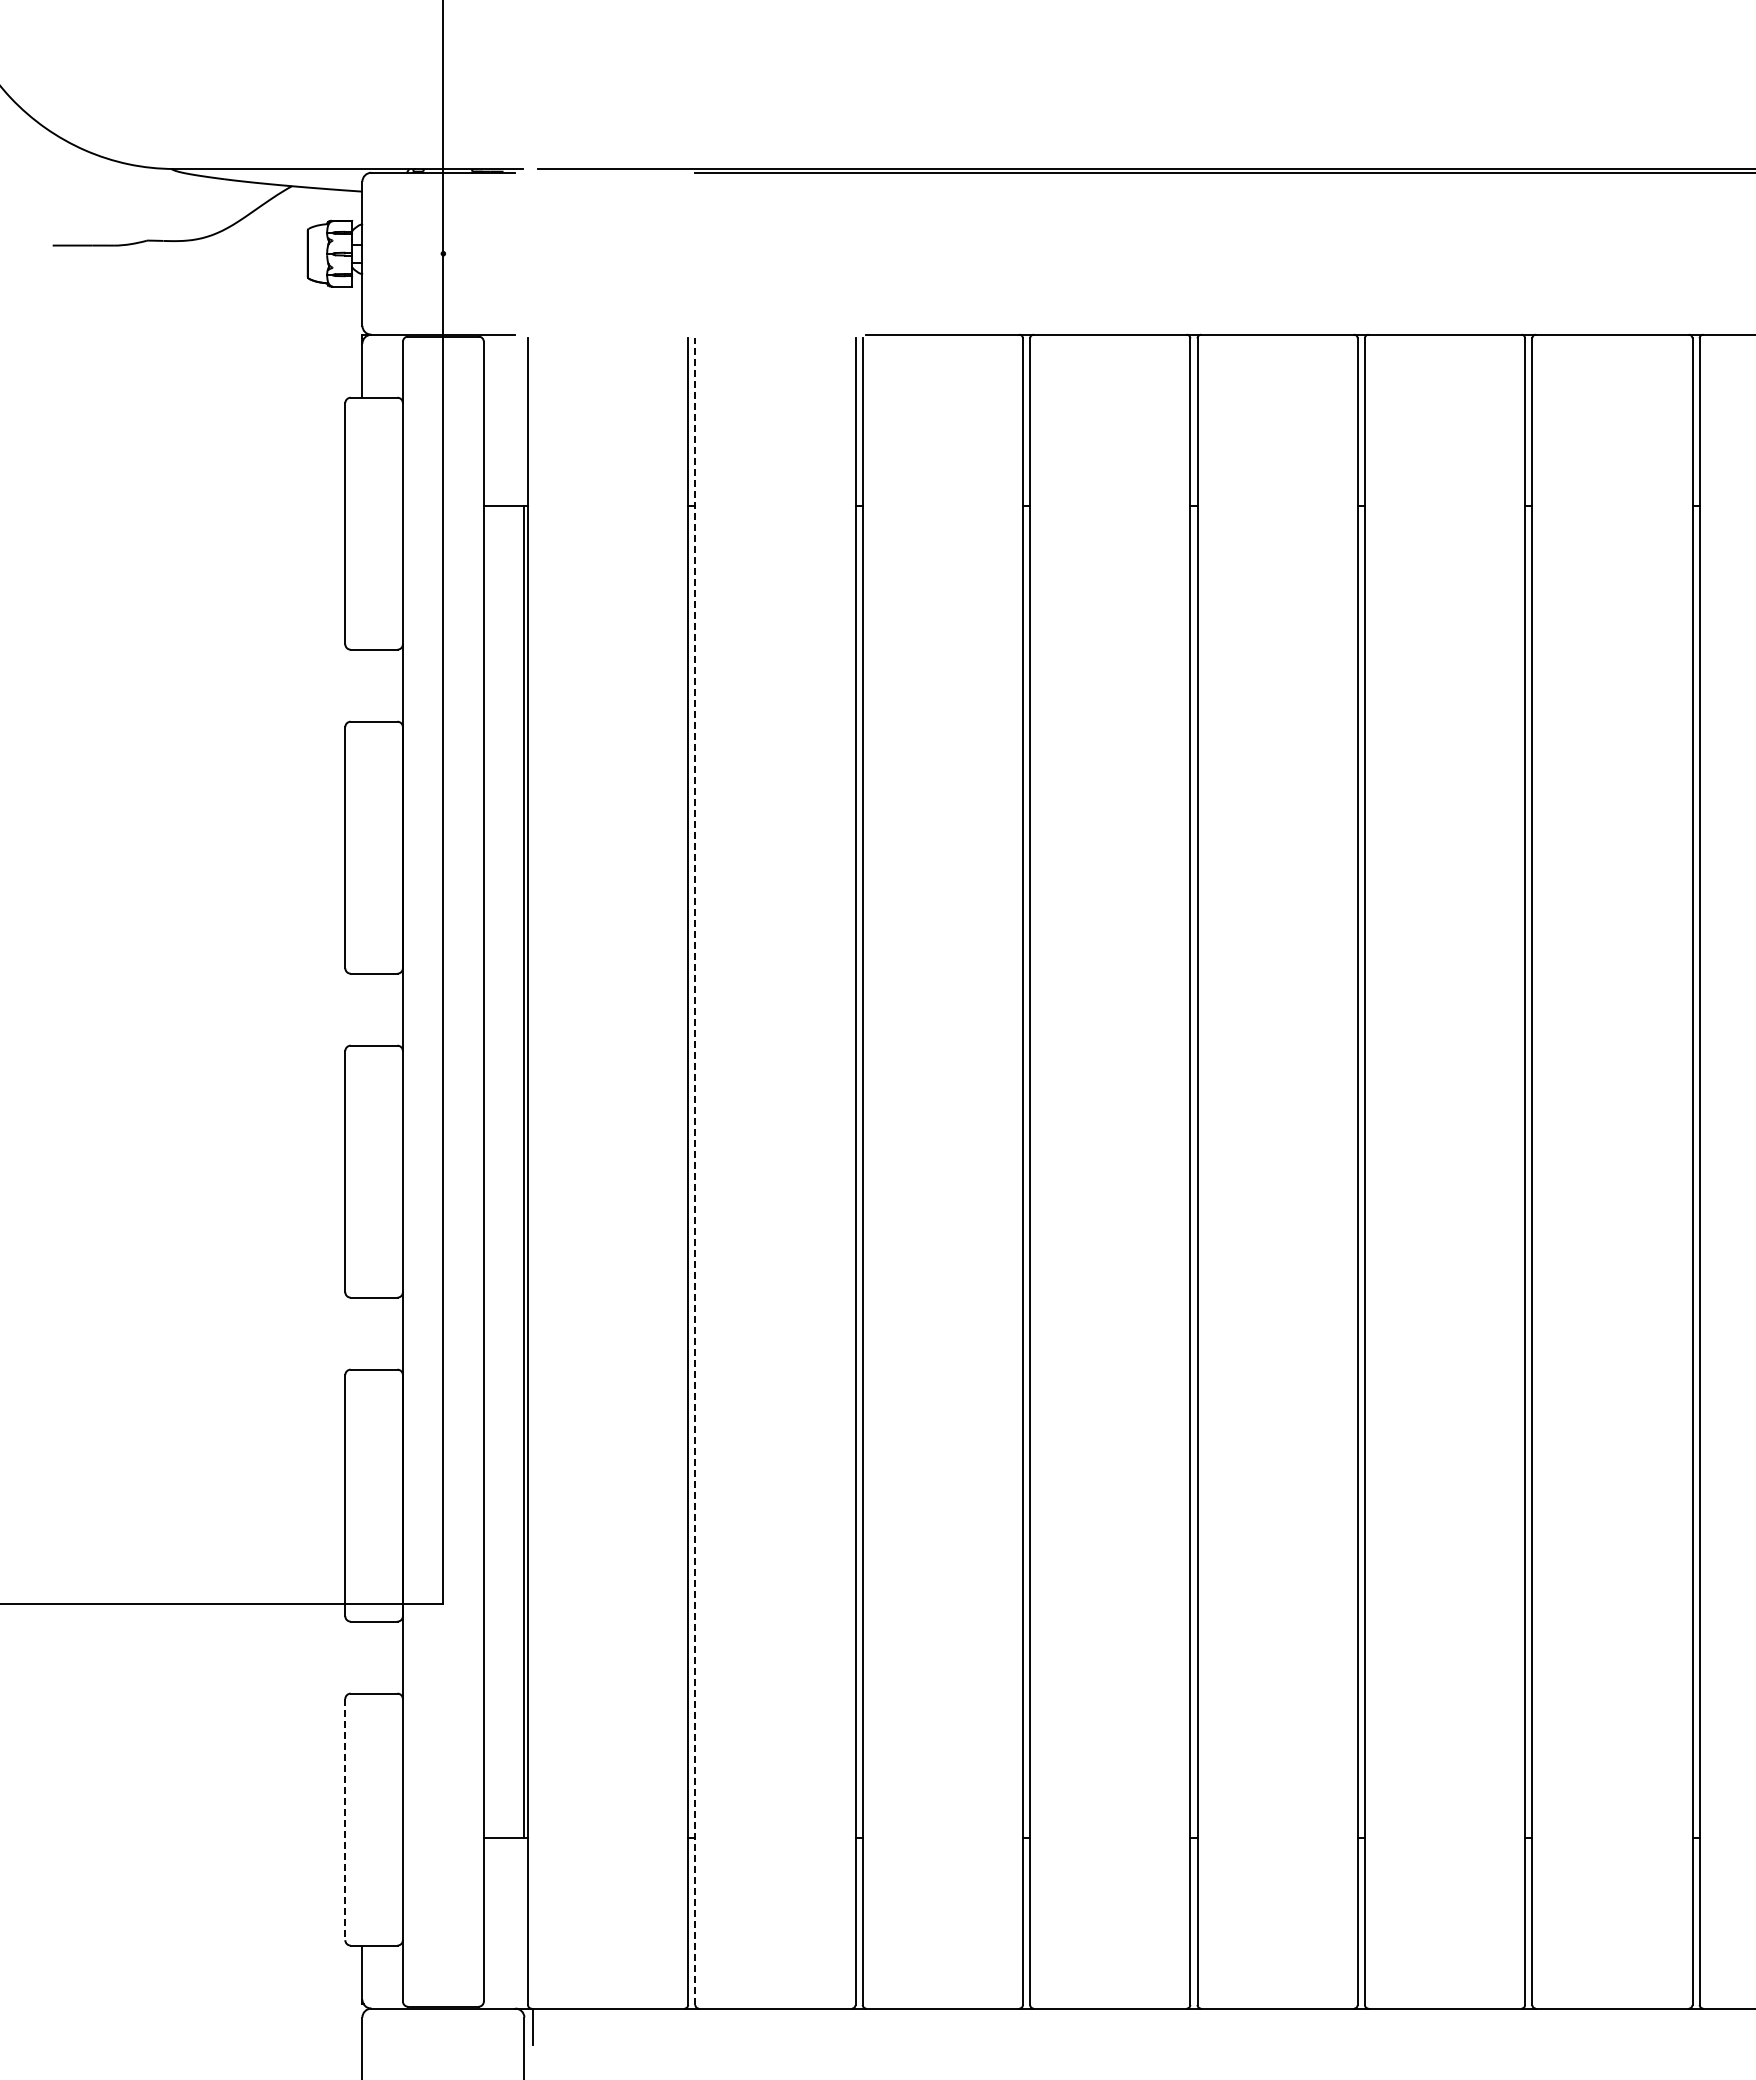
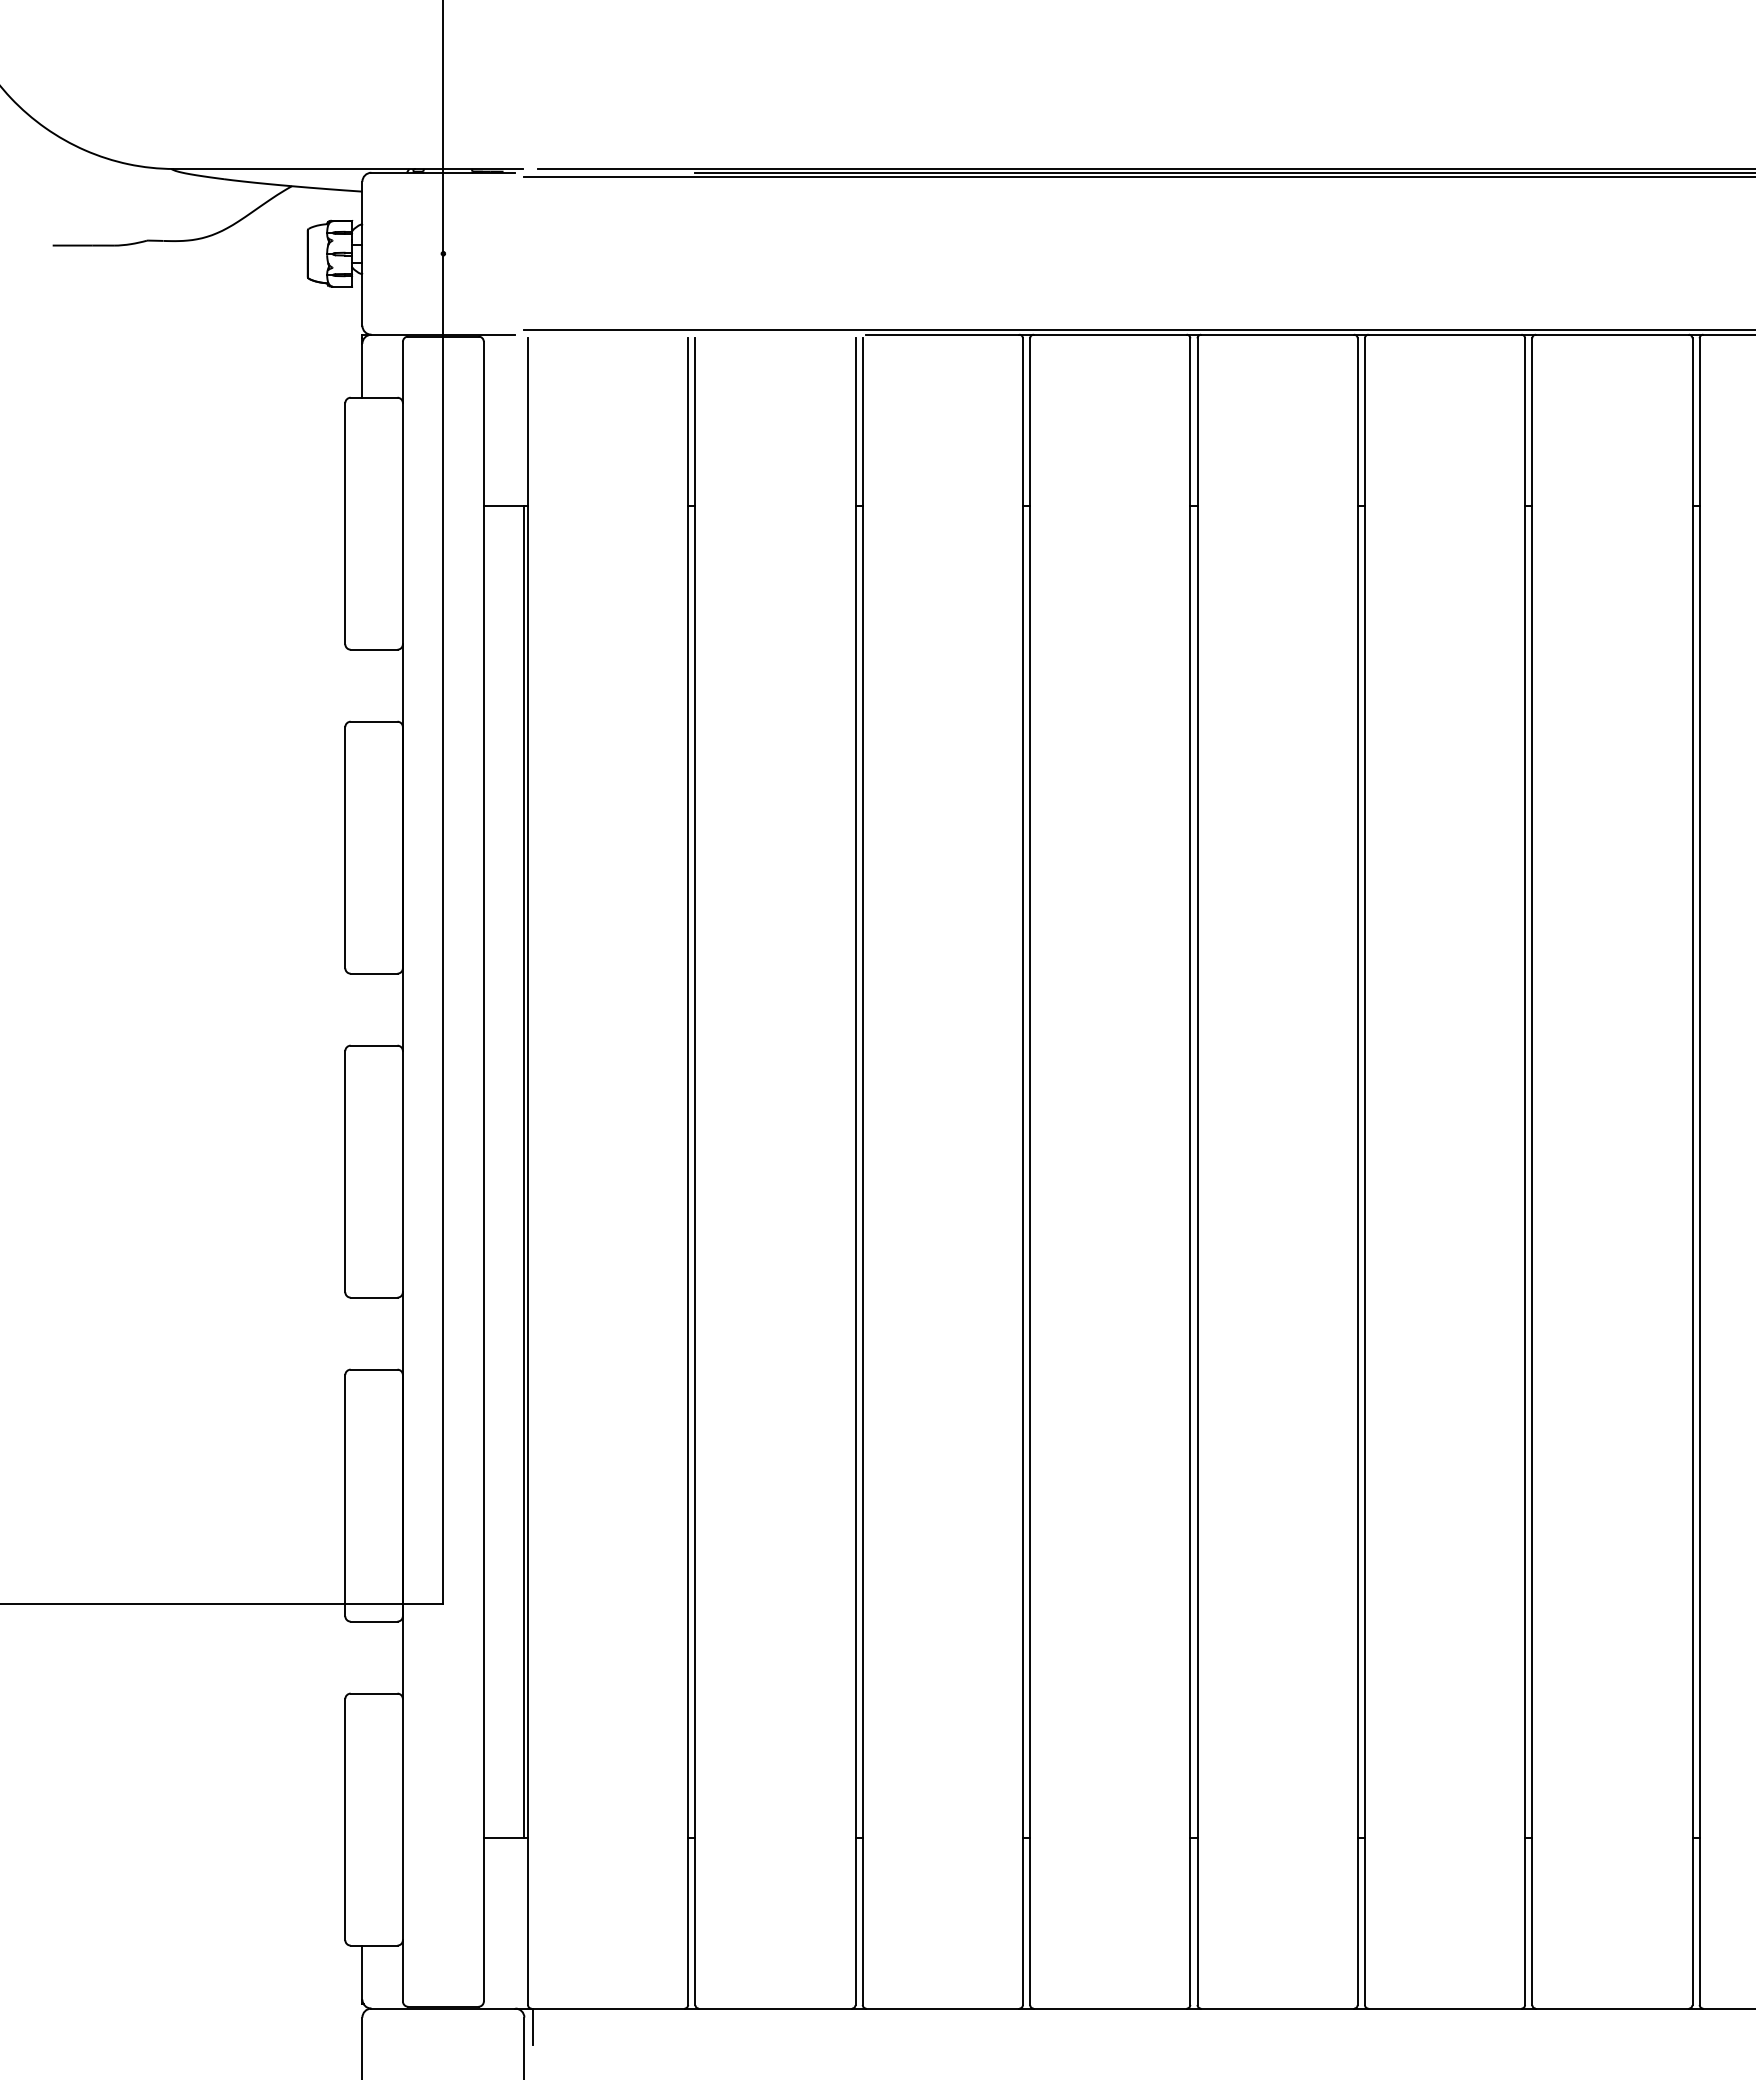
line: none -> present (1138, 177)
line: none -> present (1138, 330)
line: dashed -> solid (695, 1171)
line: dashed -> solid (345, 1819)
